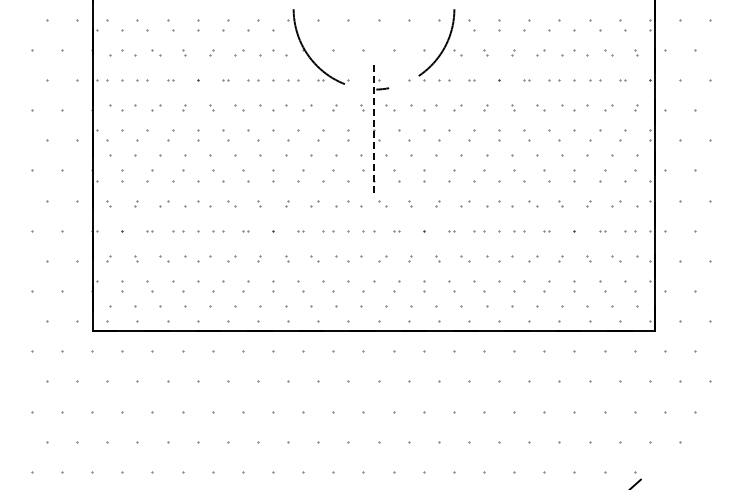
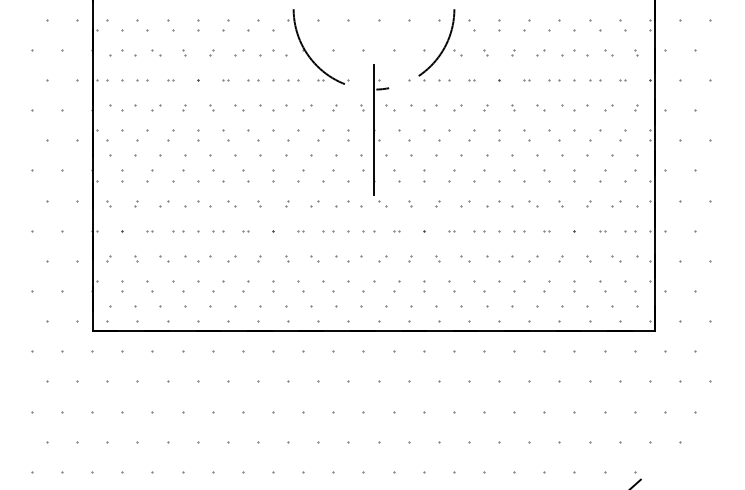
line: dashed -> solid (374, 129)
